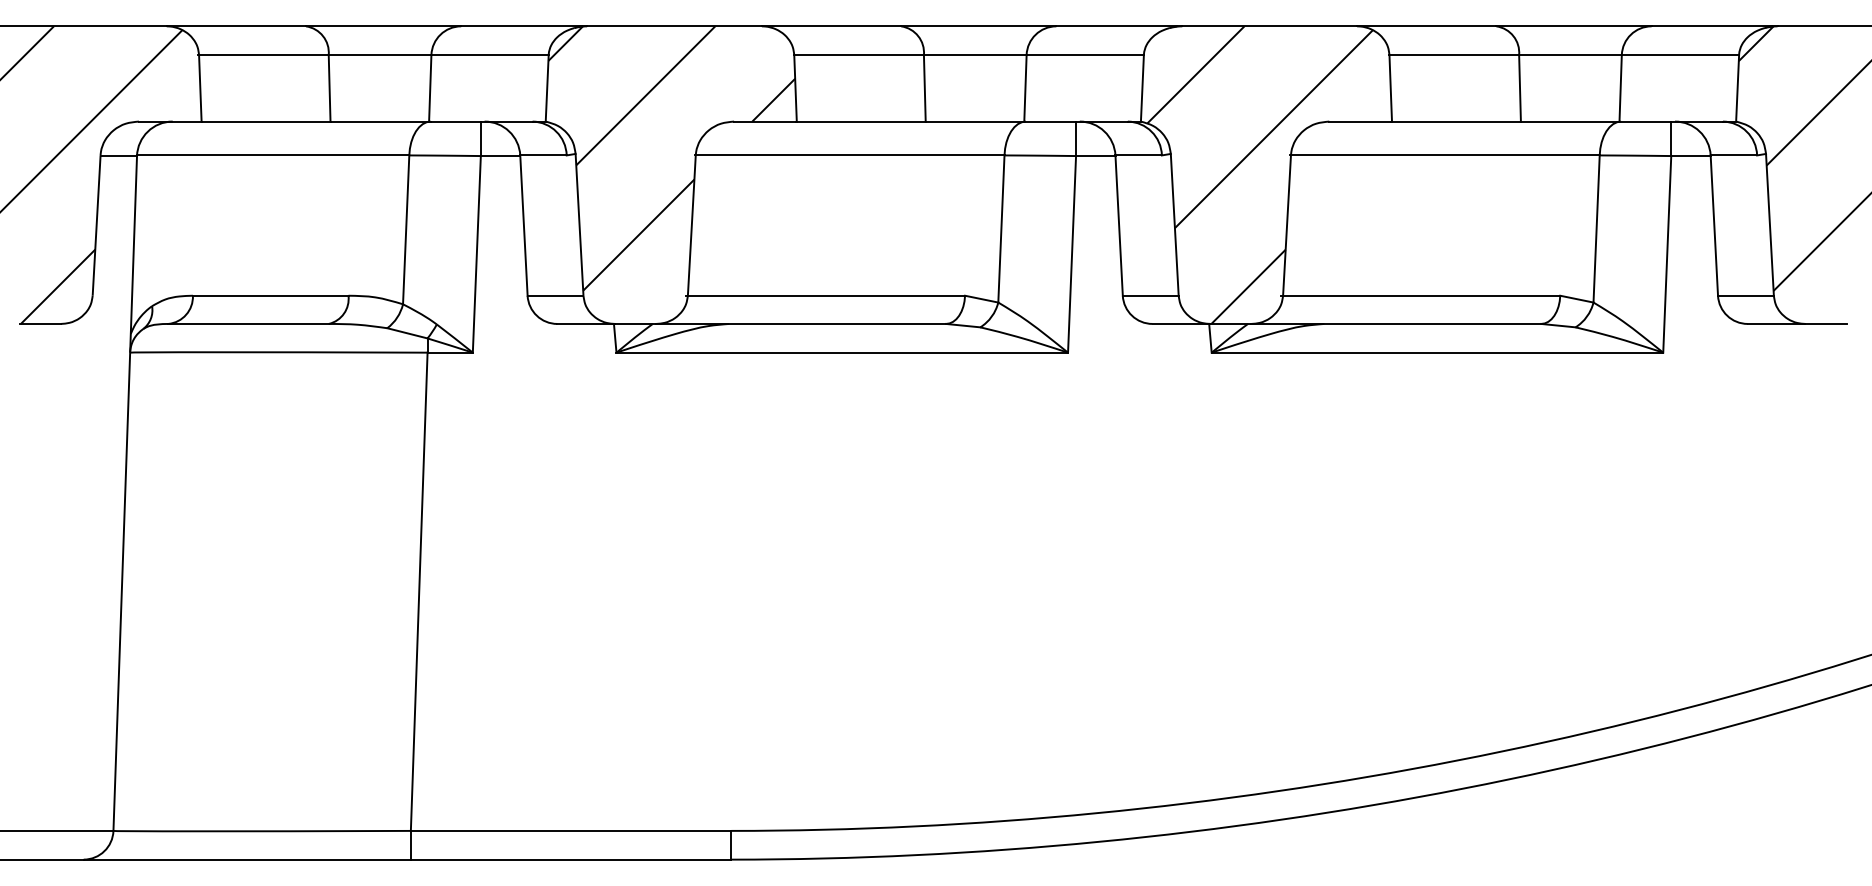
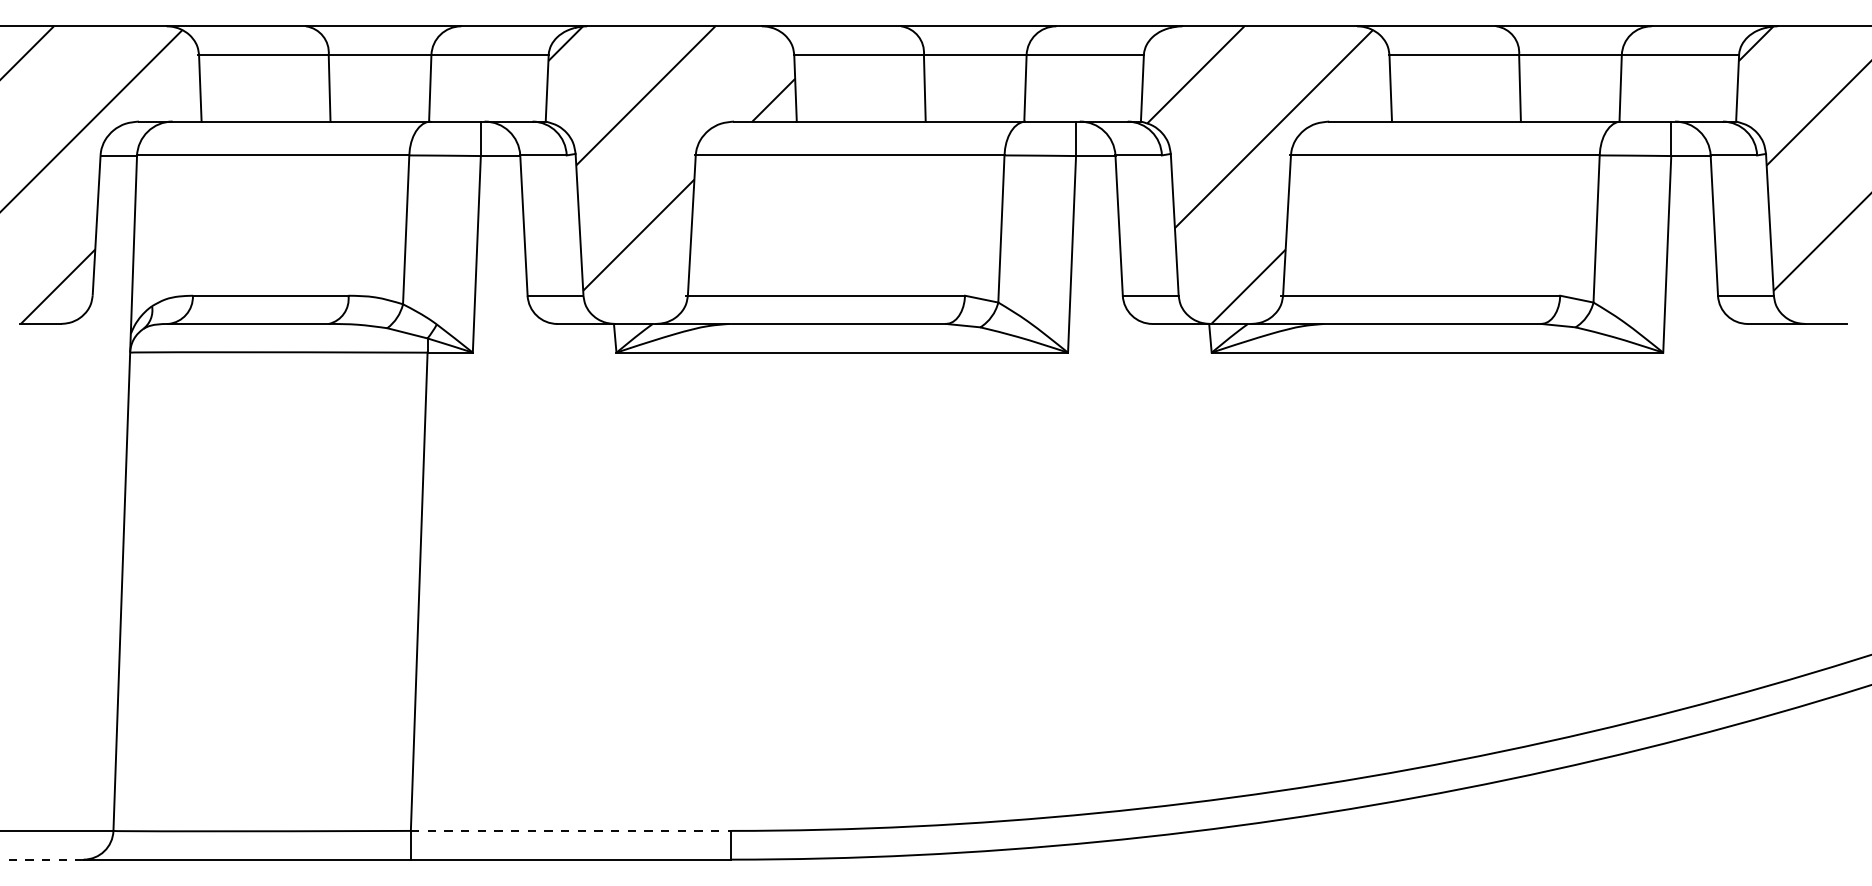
line: solid -> dashed (571, 830)
line: solid -> dashed (41, 859)
